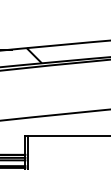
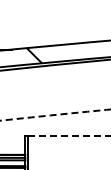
arc: solid -> dashed (56, 114)
line: solid -> dashed (69, 135)
